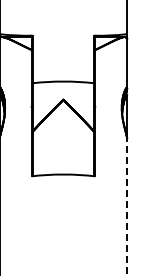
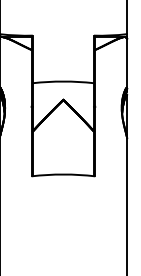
line: dashed -> solid (127, 206)
